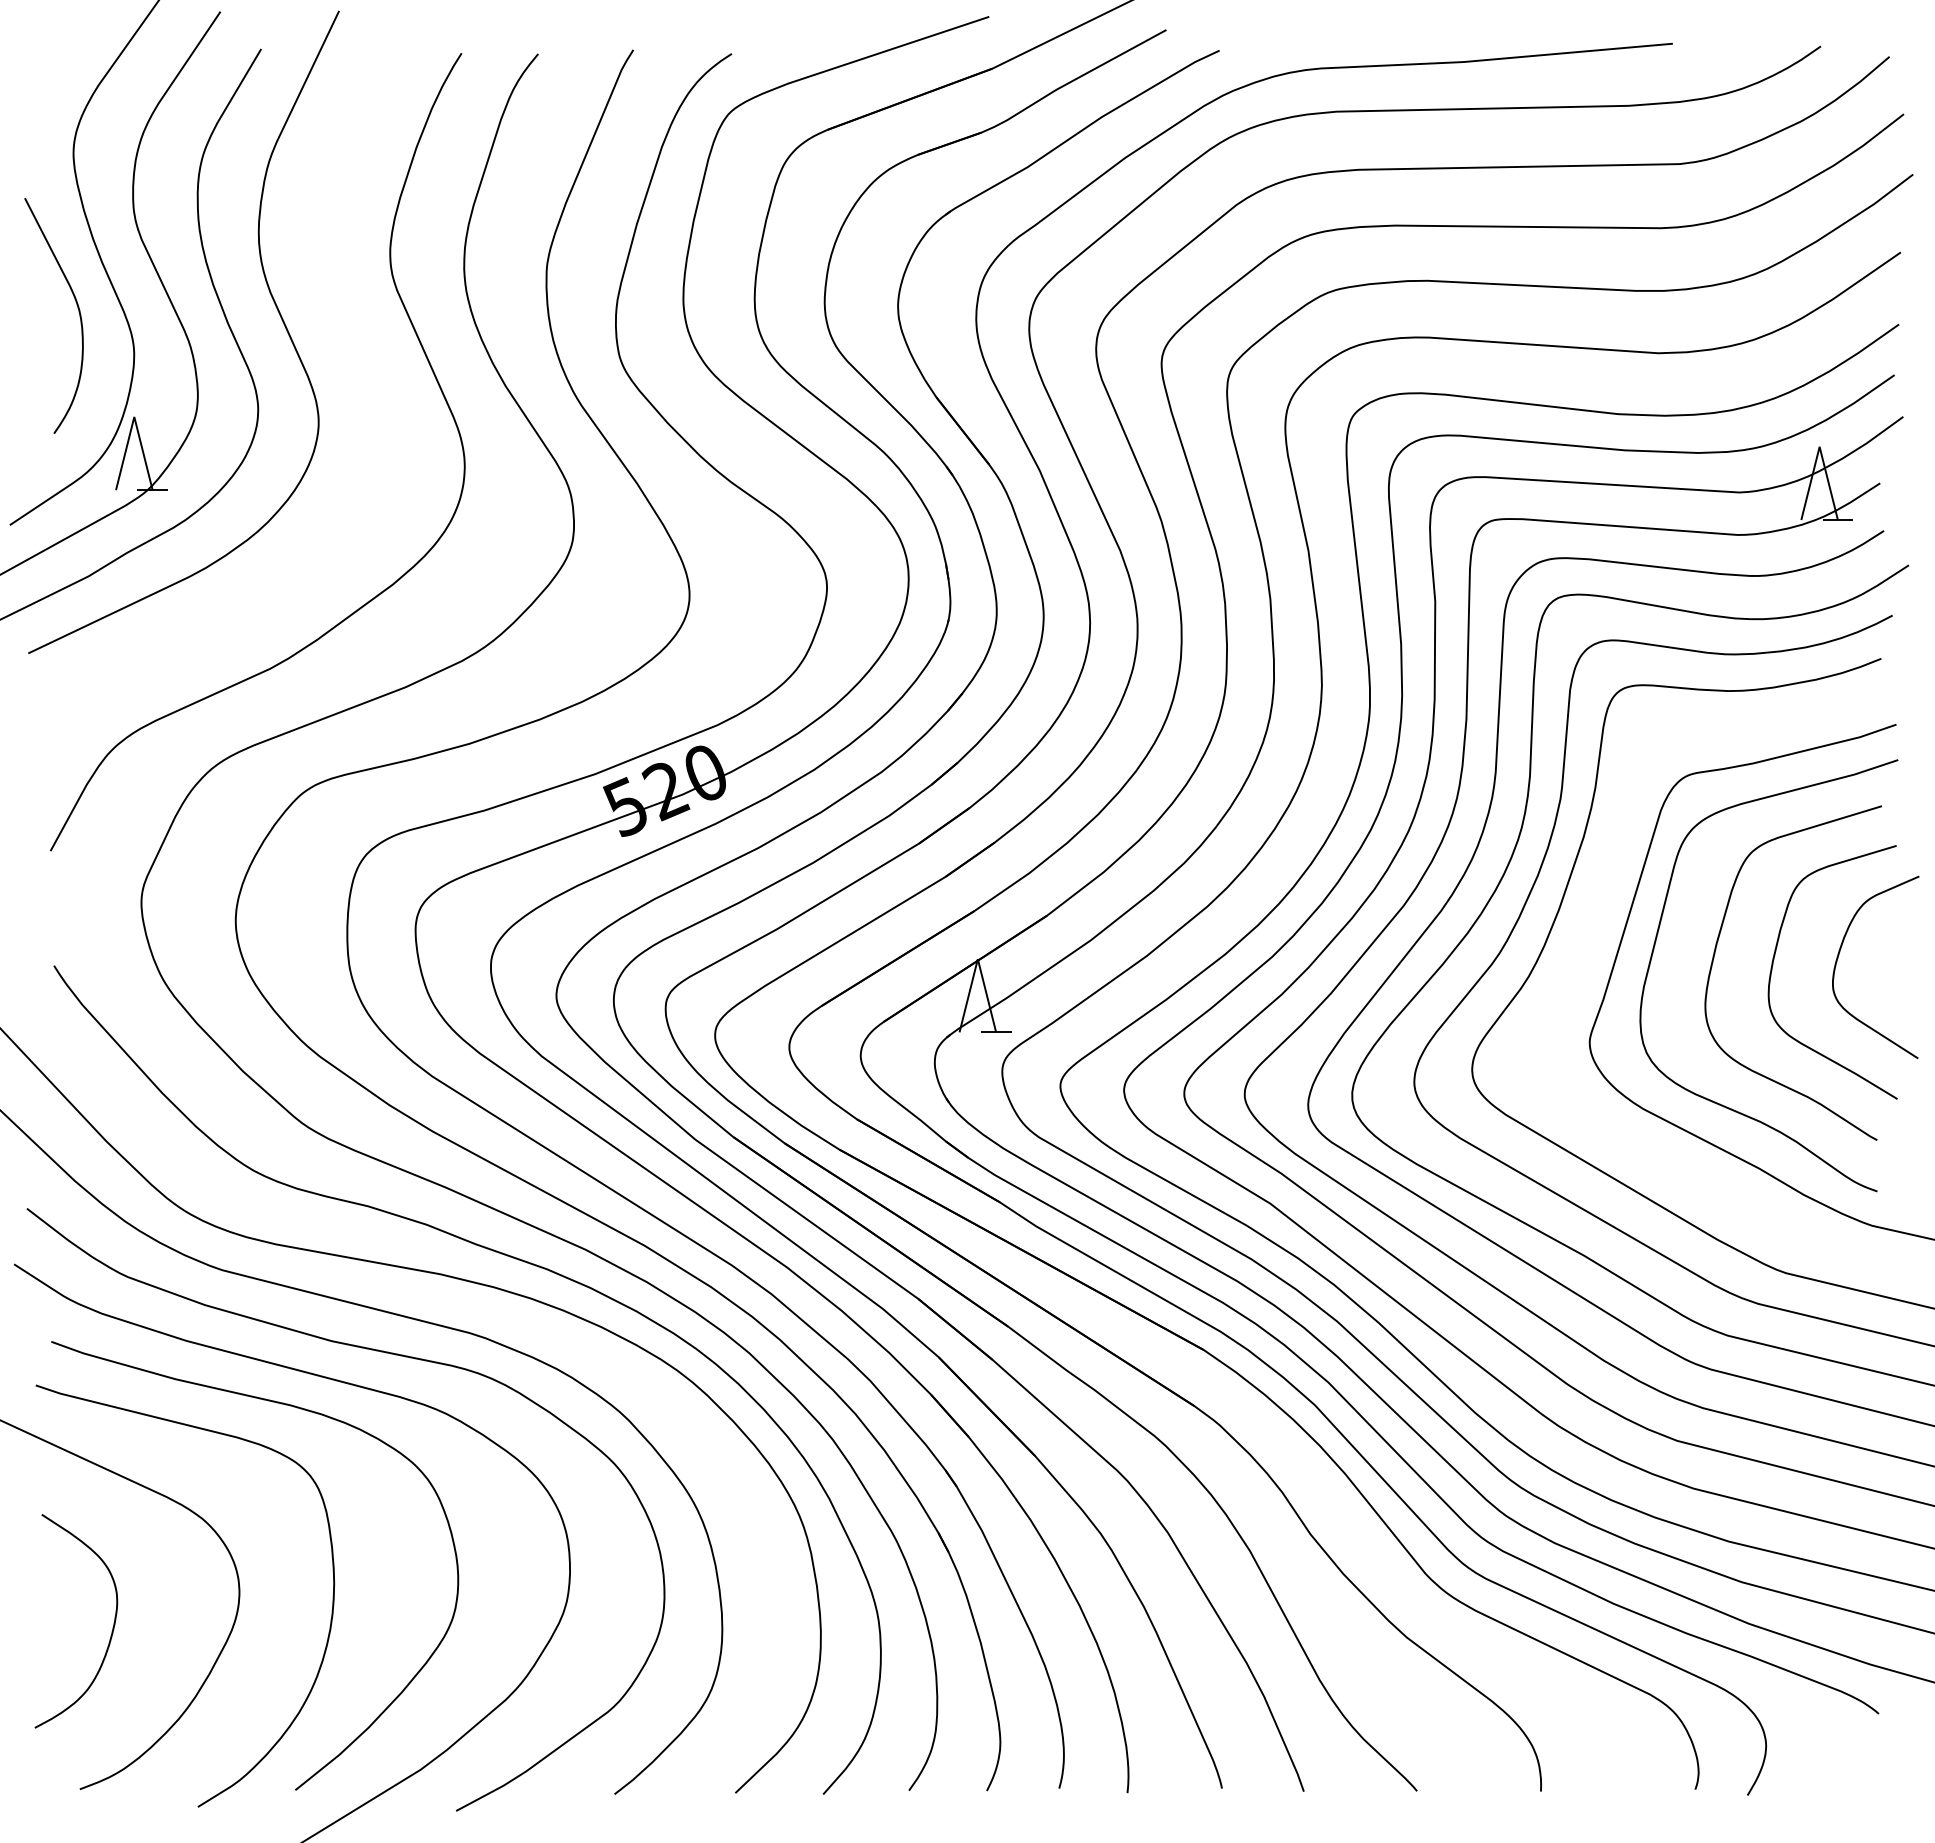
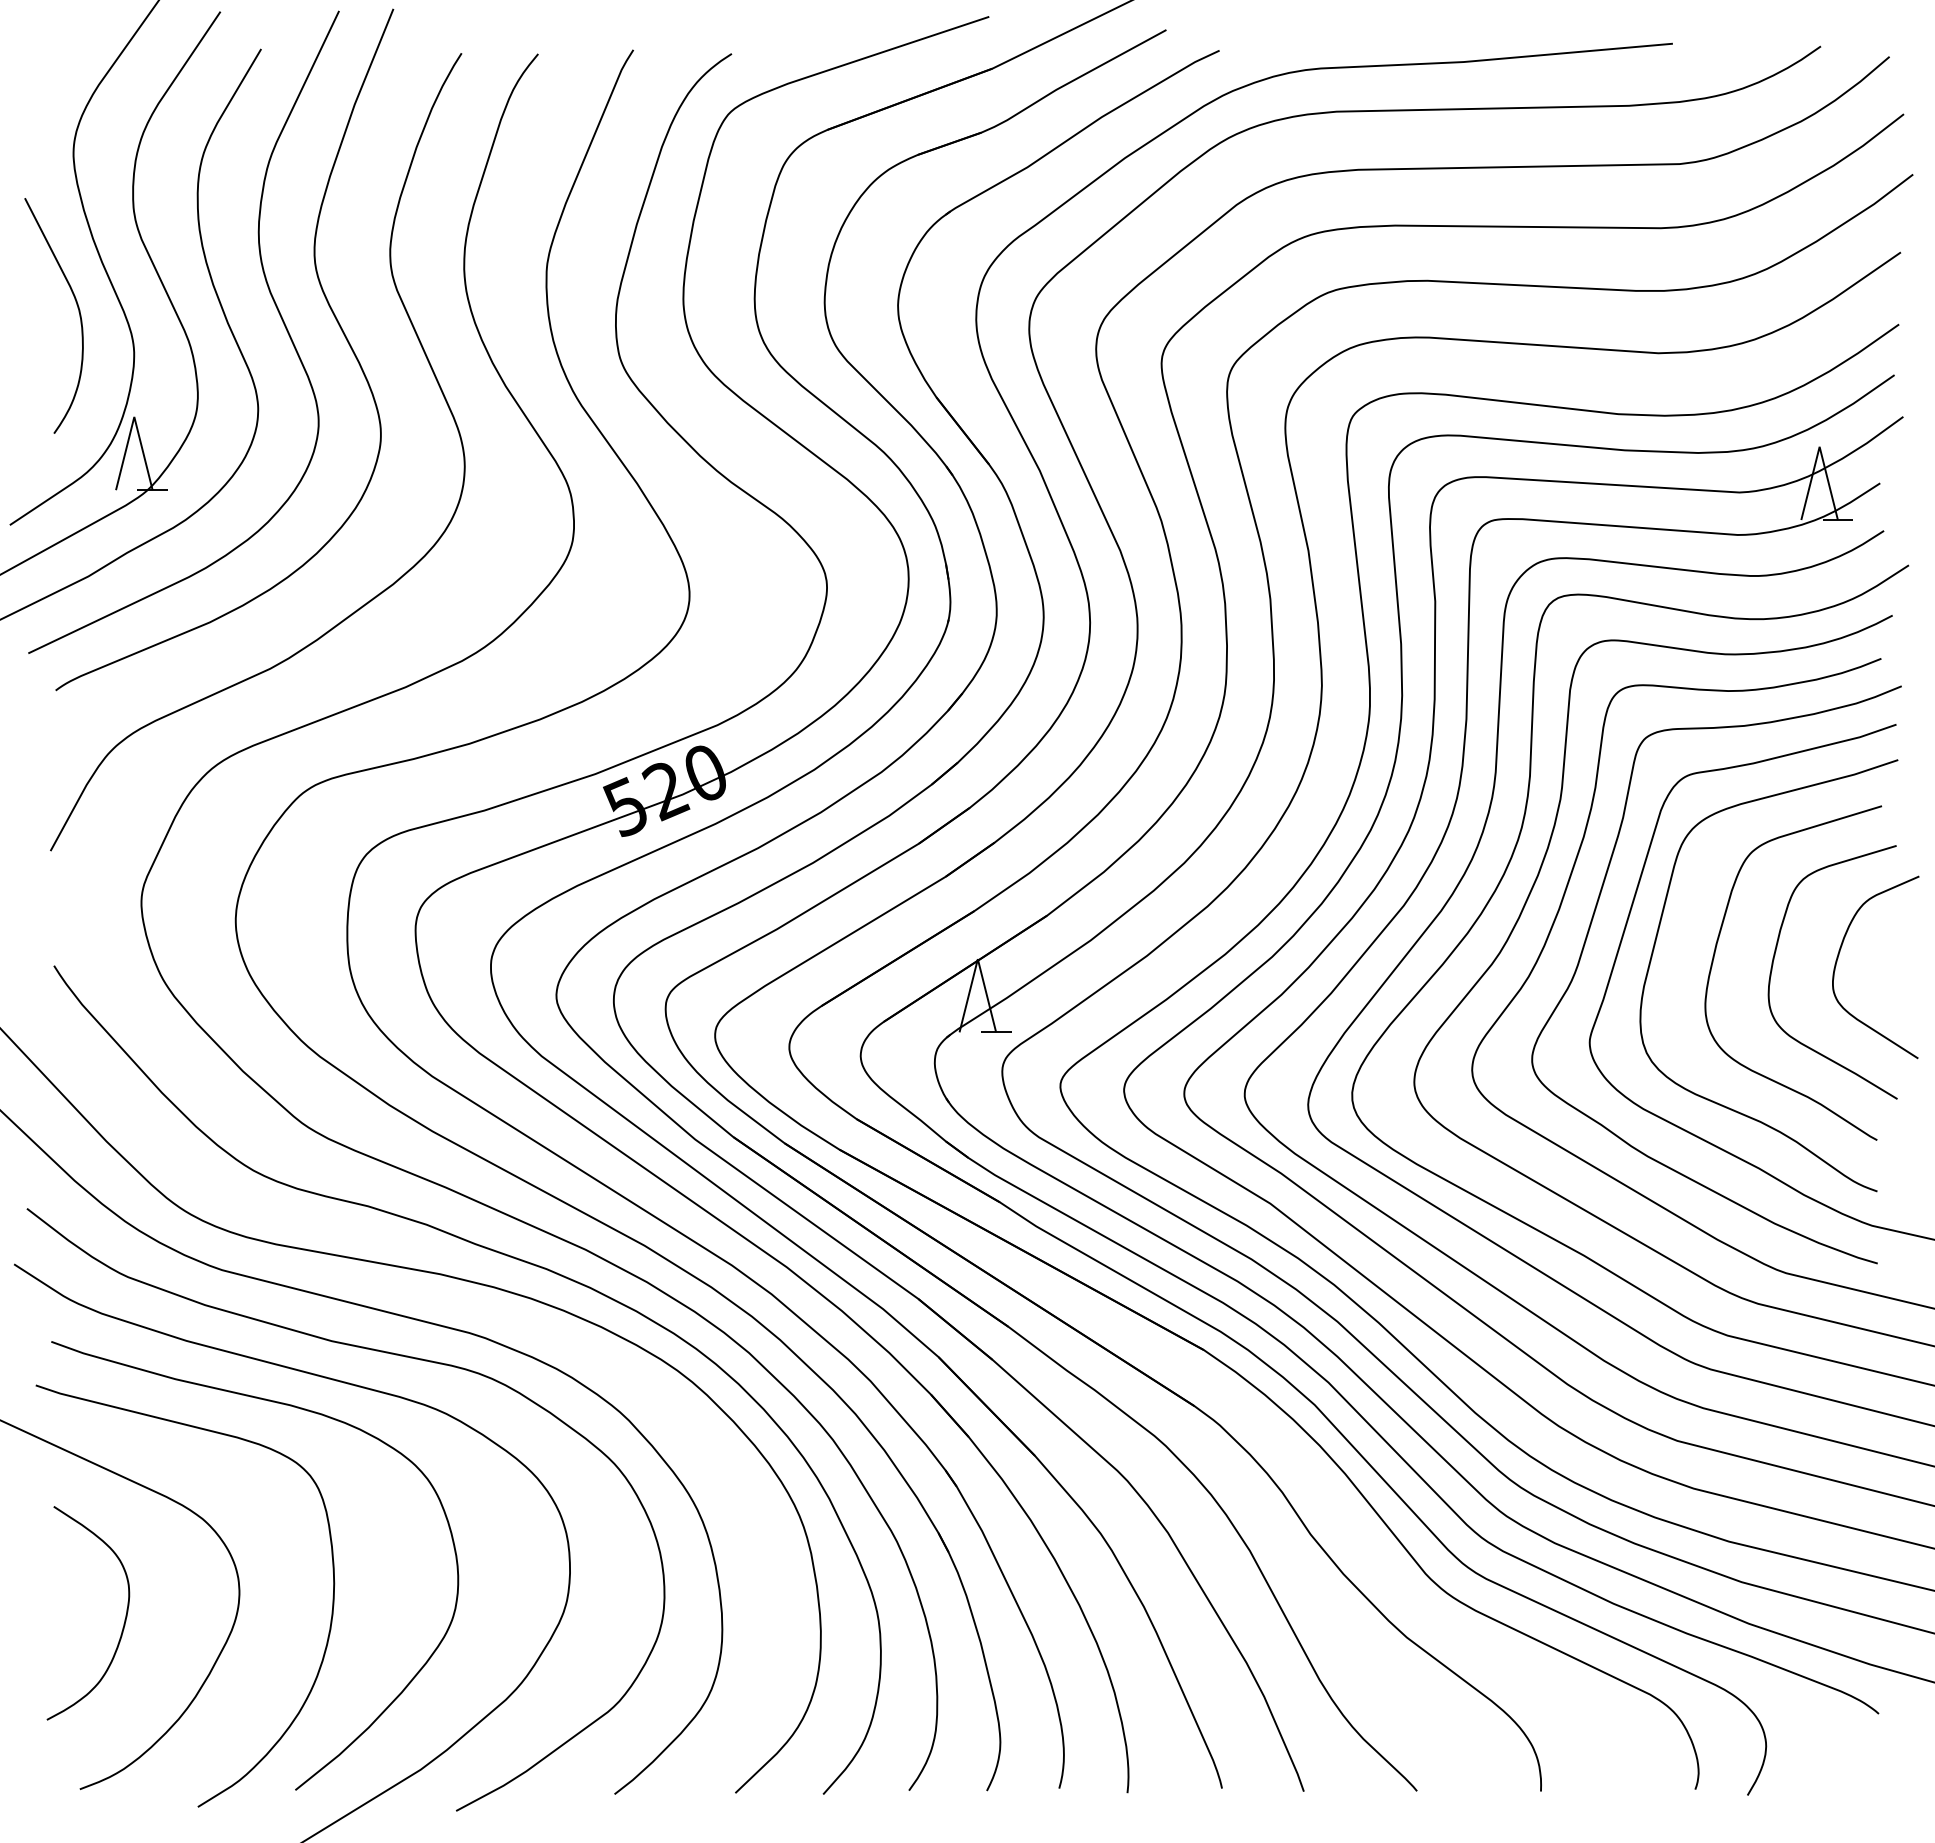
curve: none -> present (325, 299)
curve: none -> present (1588, 935)
curve position: (111, 1631) -> (123, 1623) (123, 1623)
